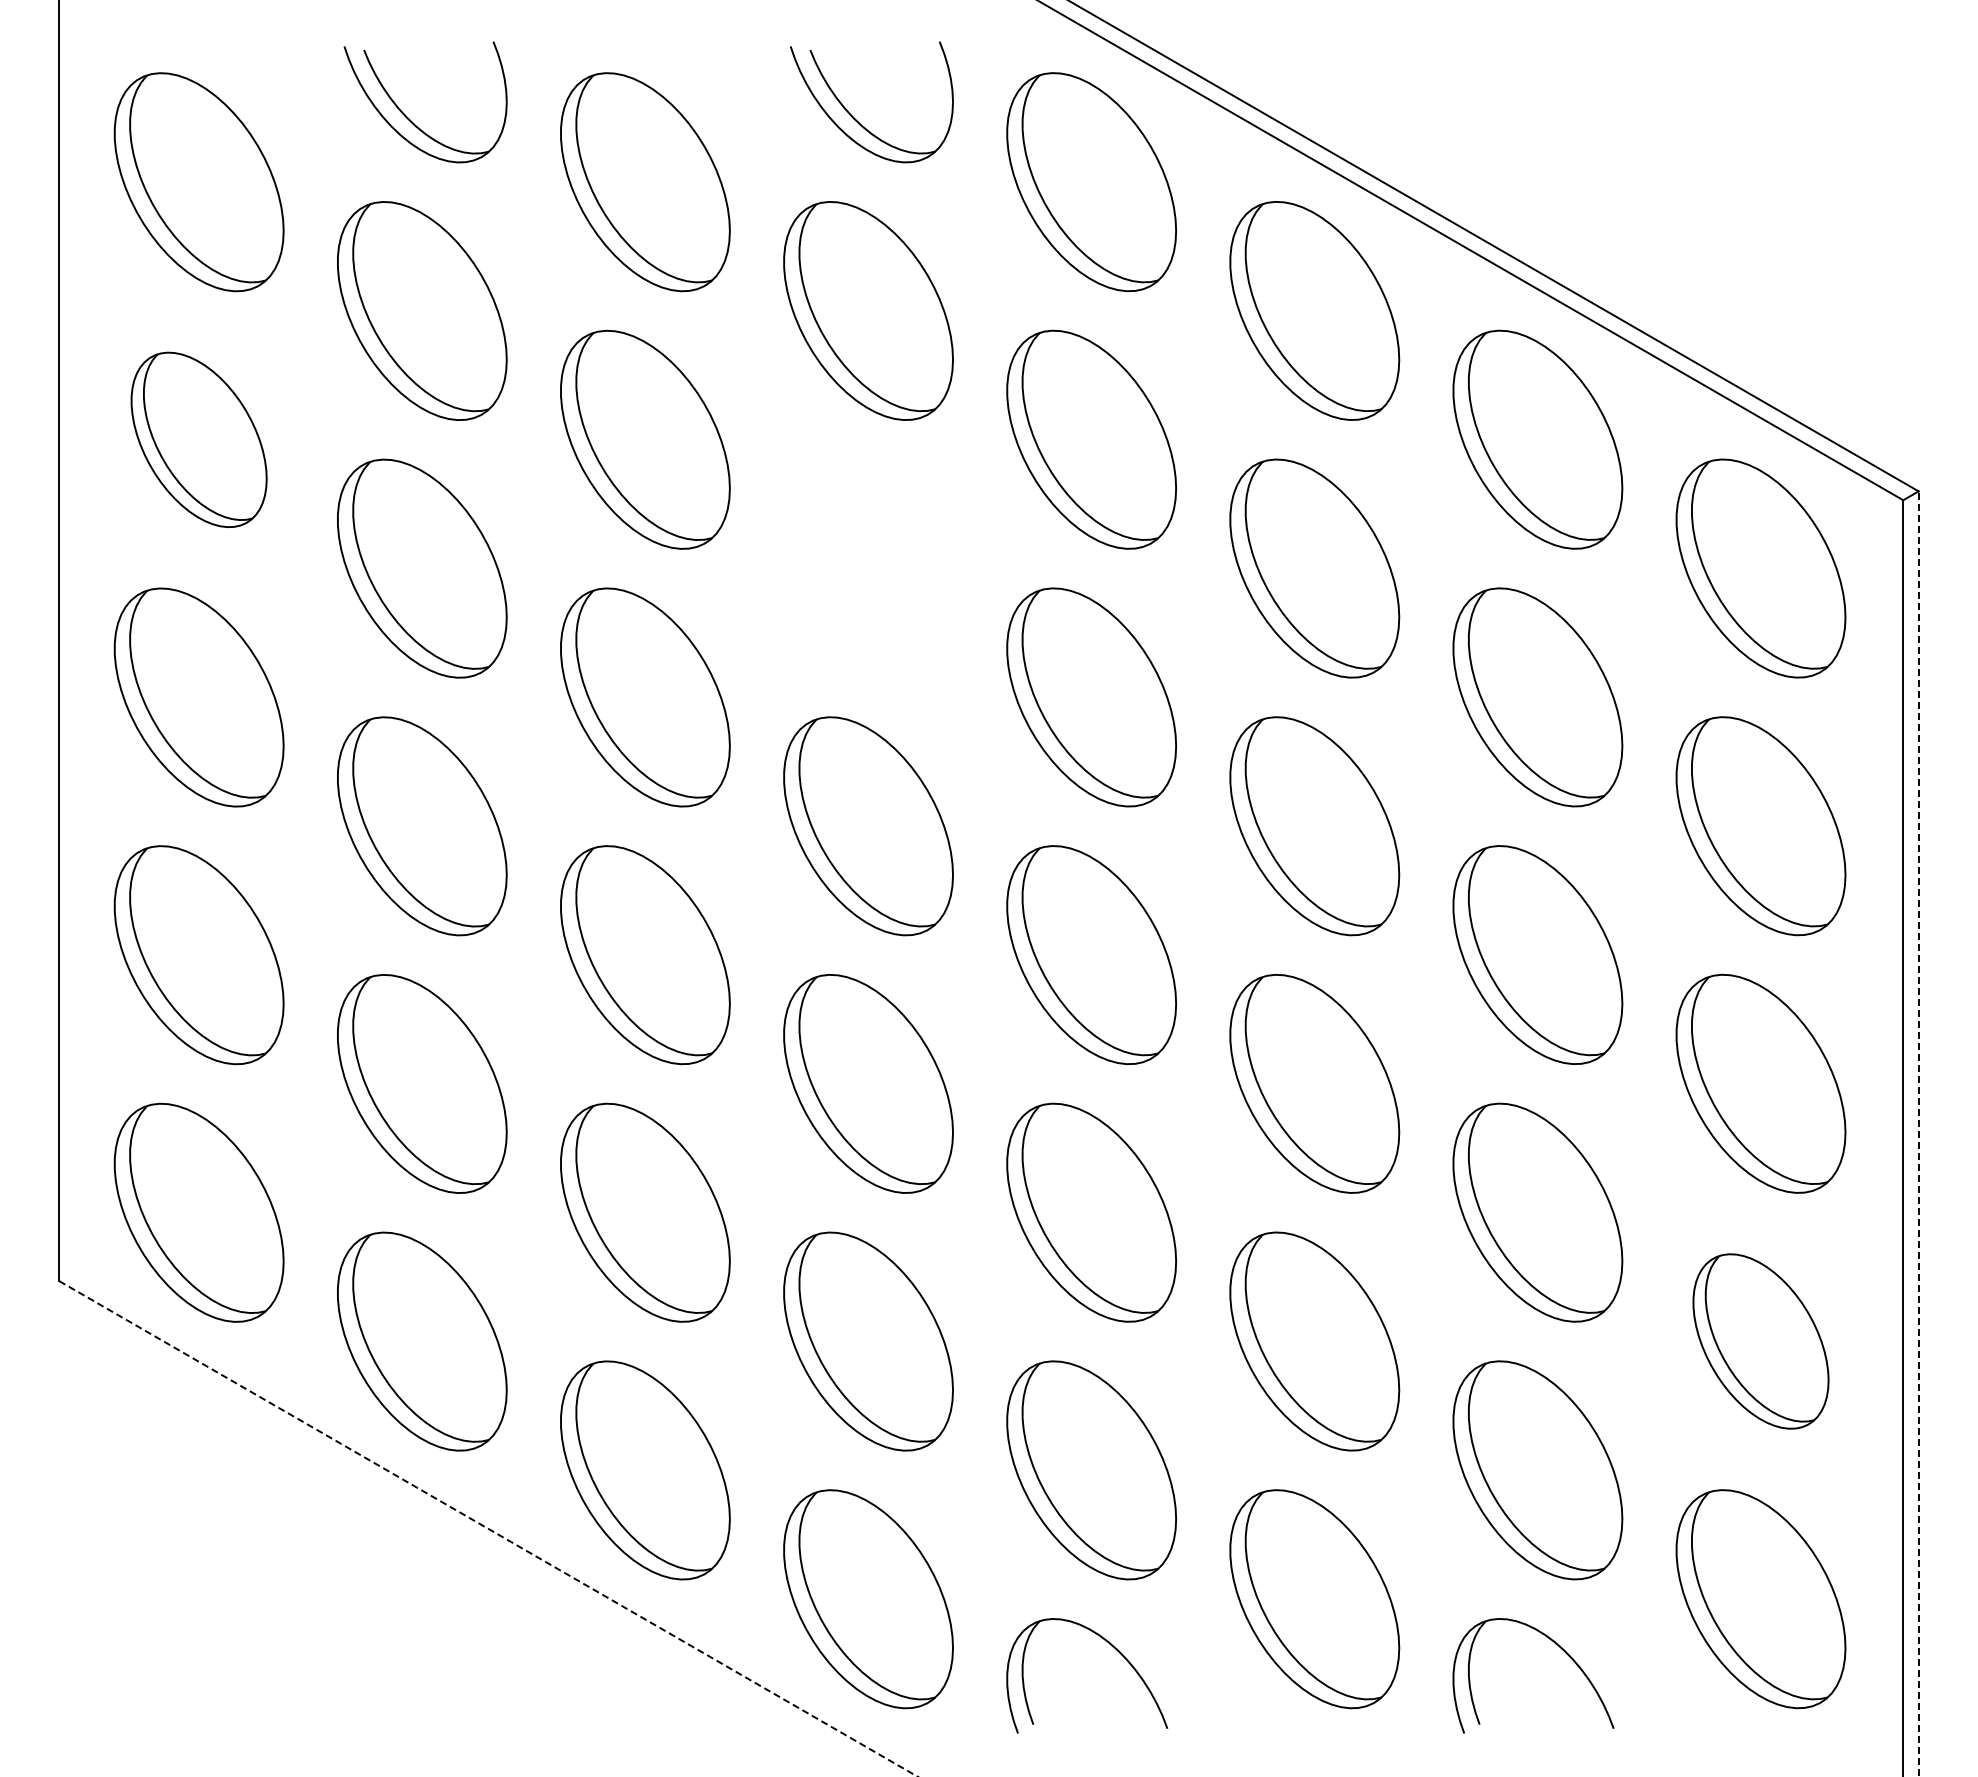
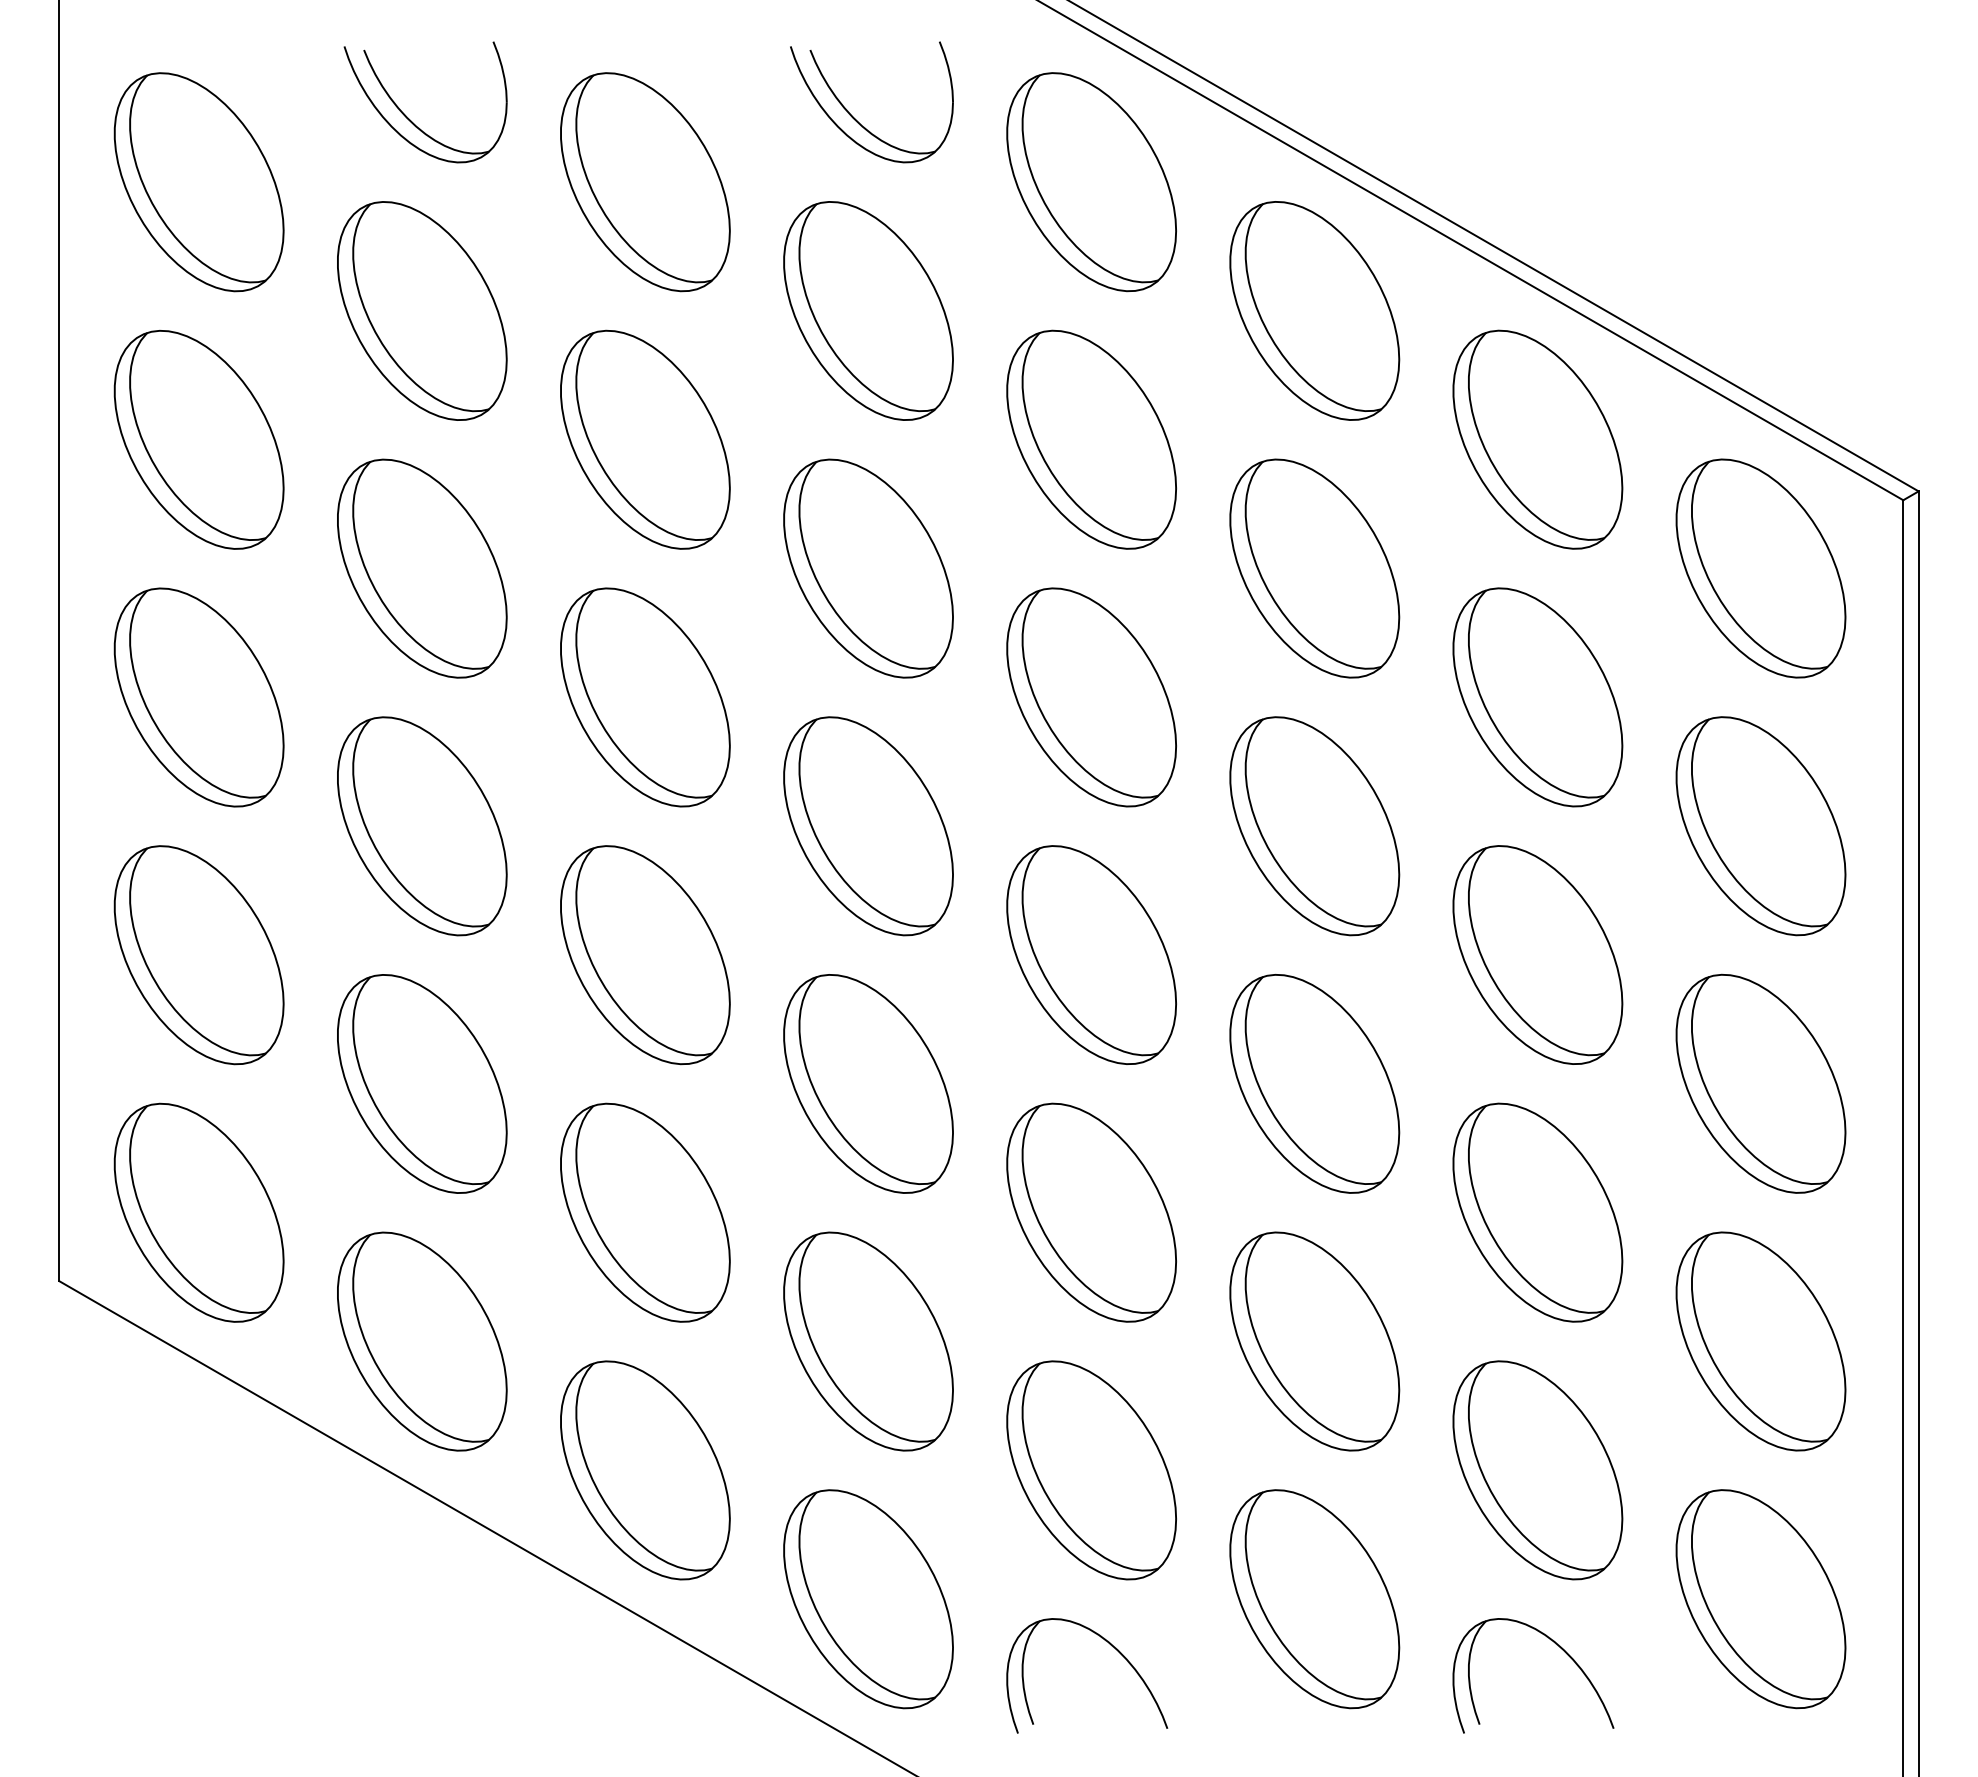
part size: 138x177 px -> 172x220 px (198, 439)
part: none -> present (868, 568)
line: dashed -> solid (1918, 1134)
part size: 138x177 px -> 172x221 px (1760, 1341)
line: dashed -> solid (488, 1529)
